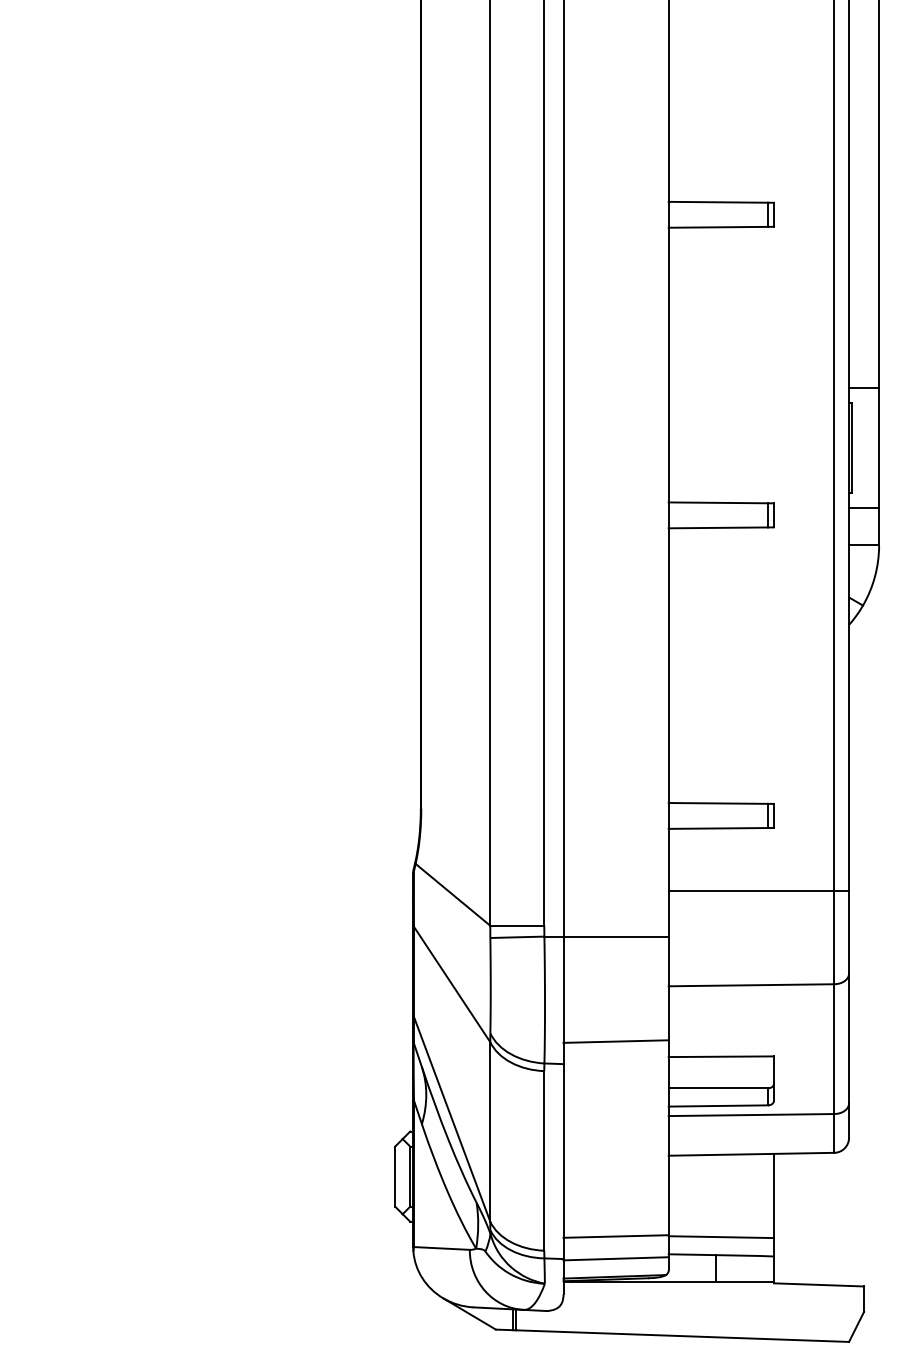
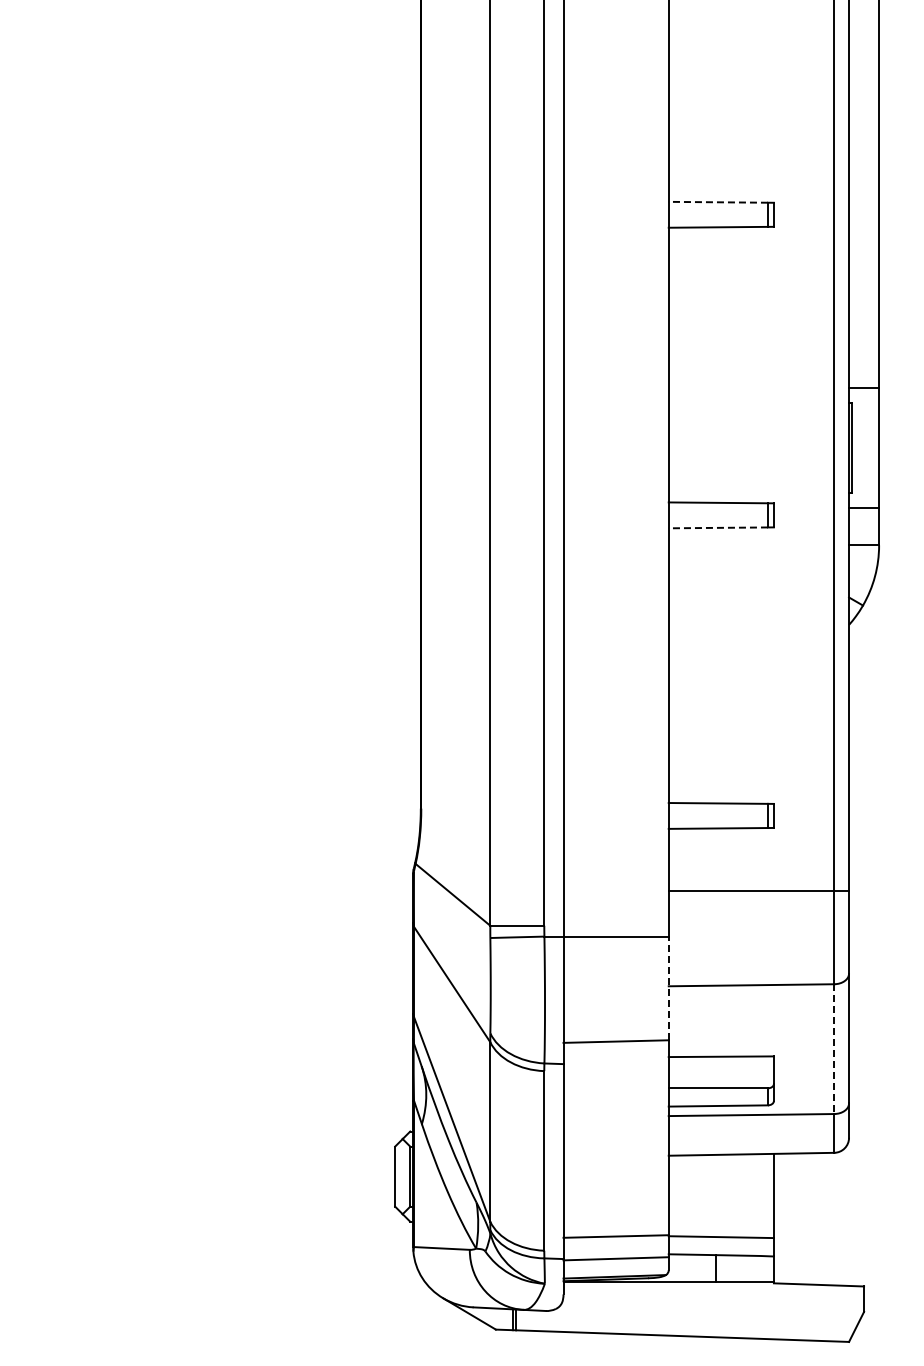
line: solid -> dashed (718, 202)
line: solid -> dashed (718, 527)
line: solid -> dashed (668, 988)
line: solid -> dashed (834, 1049)
